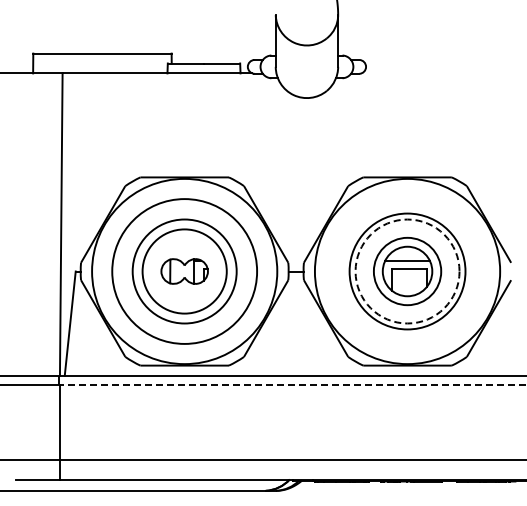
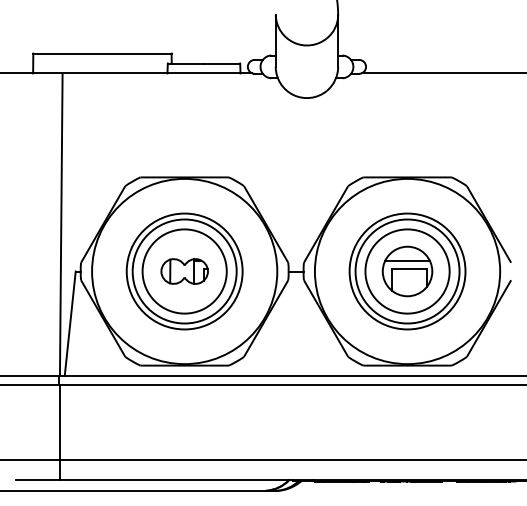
line: none -> present (442, 73)
circle diameter: 145 px -> 116 px (184, 271)
circle diameter: 67 px -> 84 px (407, 271)
circle: dashed -> solid (407, 271)
line: dashed -> solid (293, 385)
